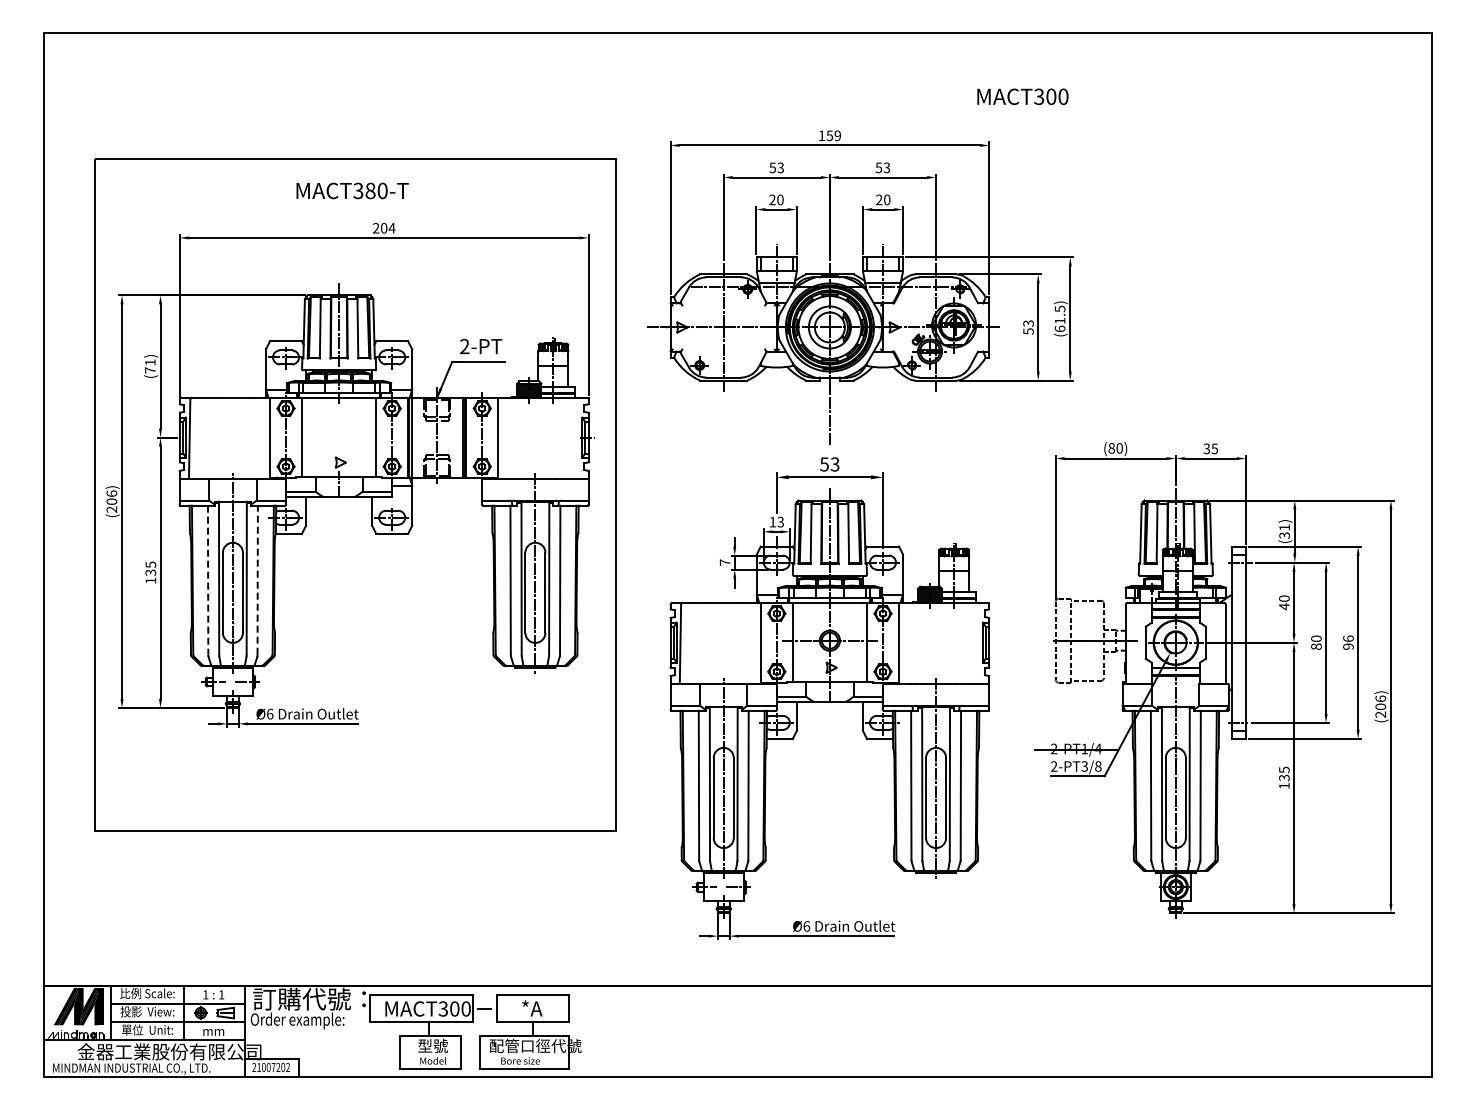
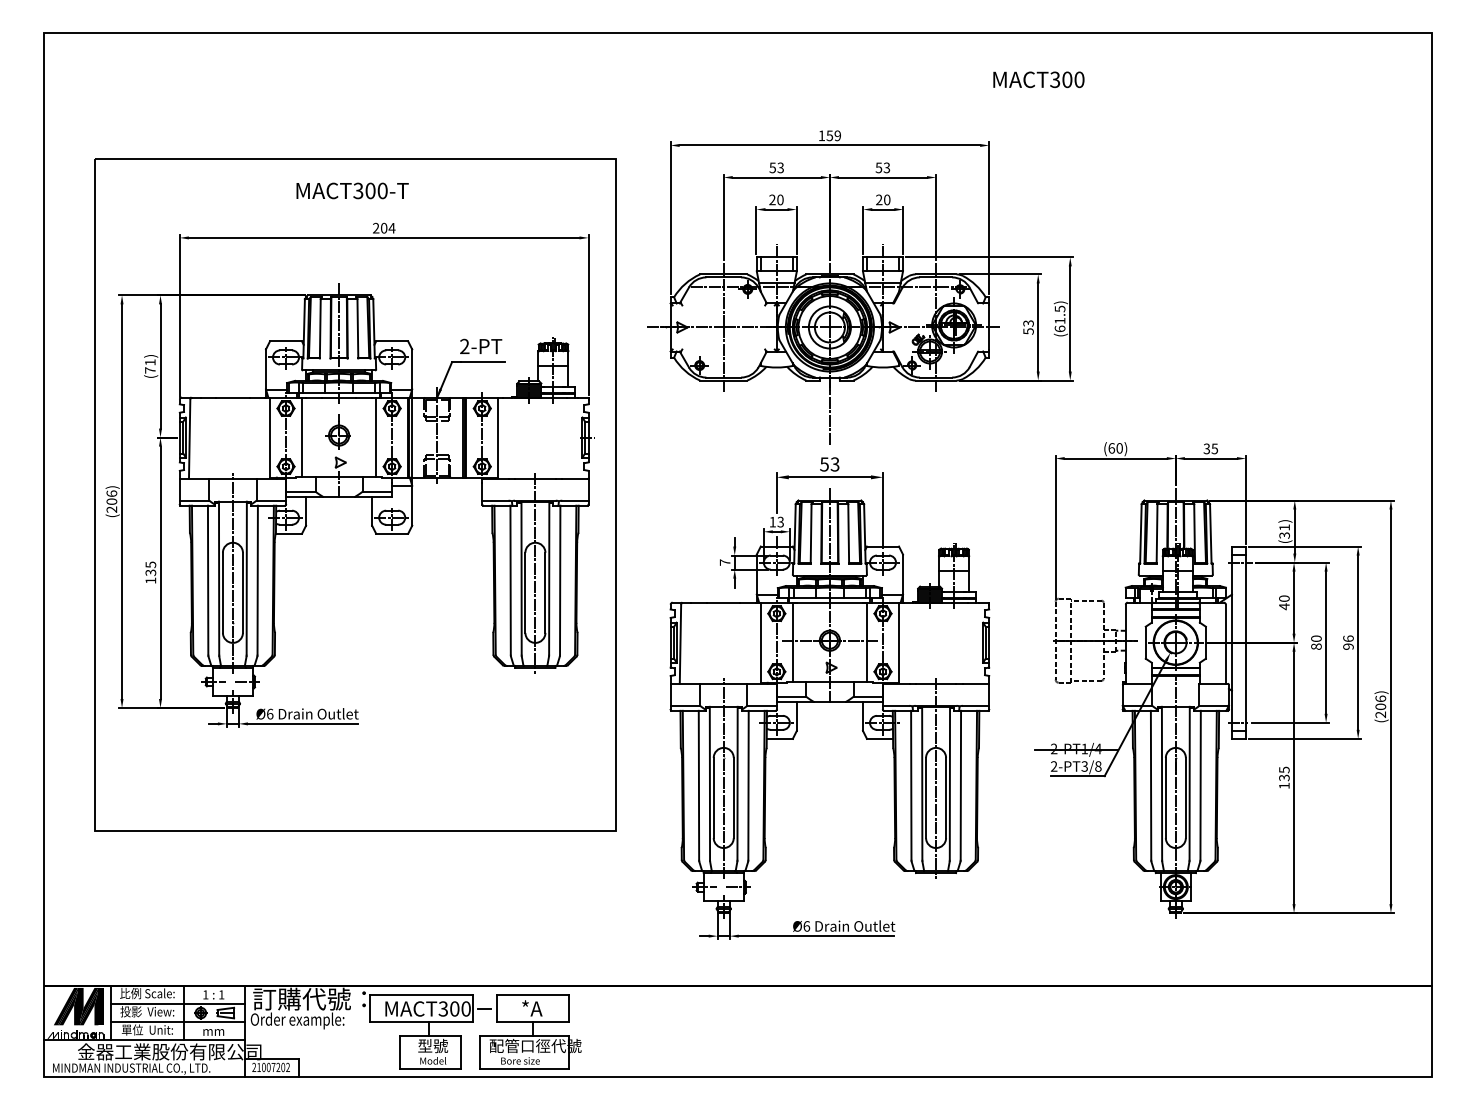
text position: (1022, 96) -> (1038, 79) (1038, 79)
text: MACT380-T -> MACT300-T (370, 190)
part: none -> present (337, 431)
text: (80) -> (60) (1111, 448)
line: dashed -> solid (208, 580)
line: dashed -> solid (257, 580)
